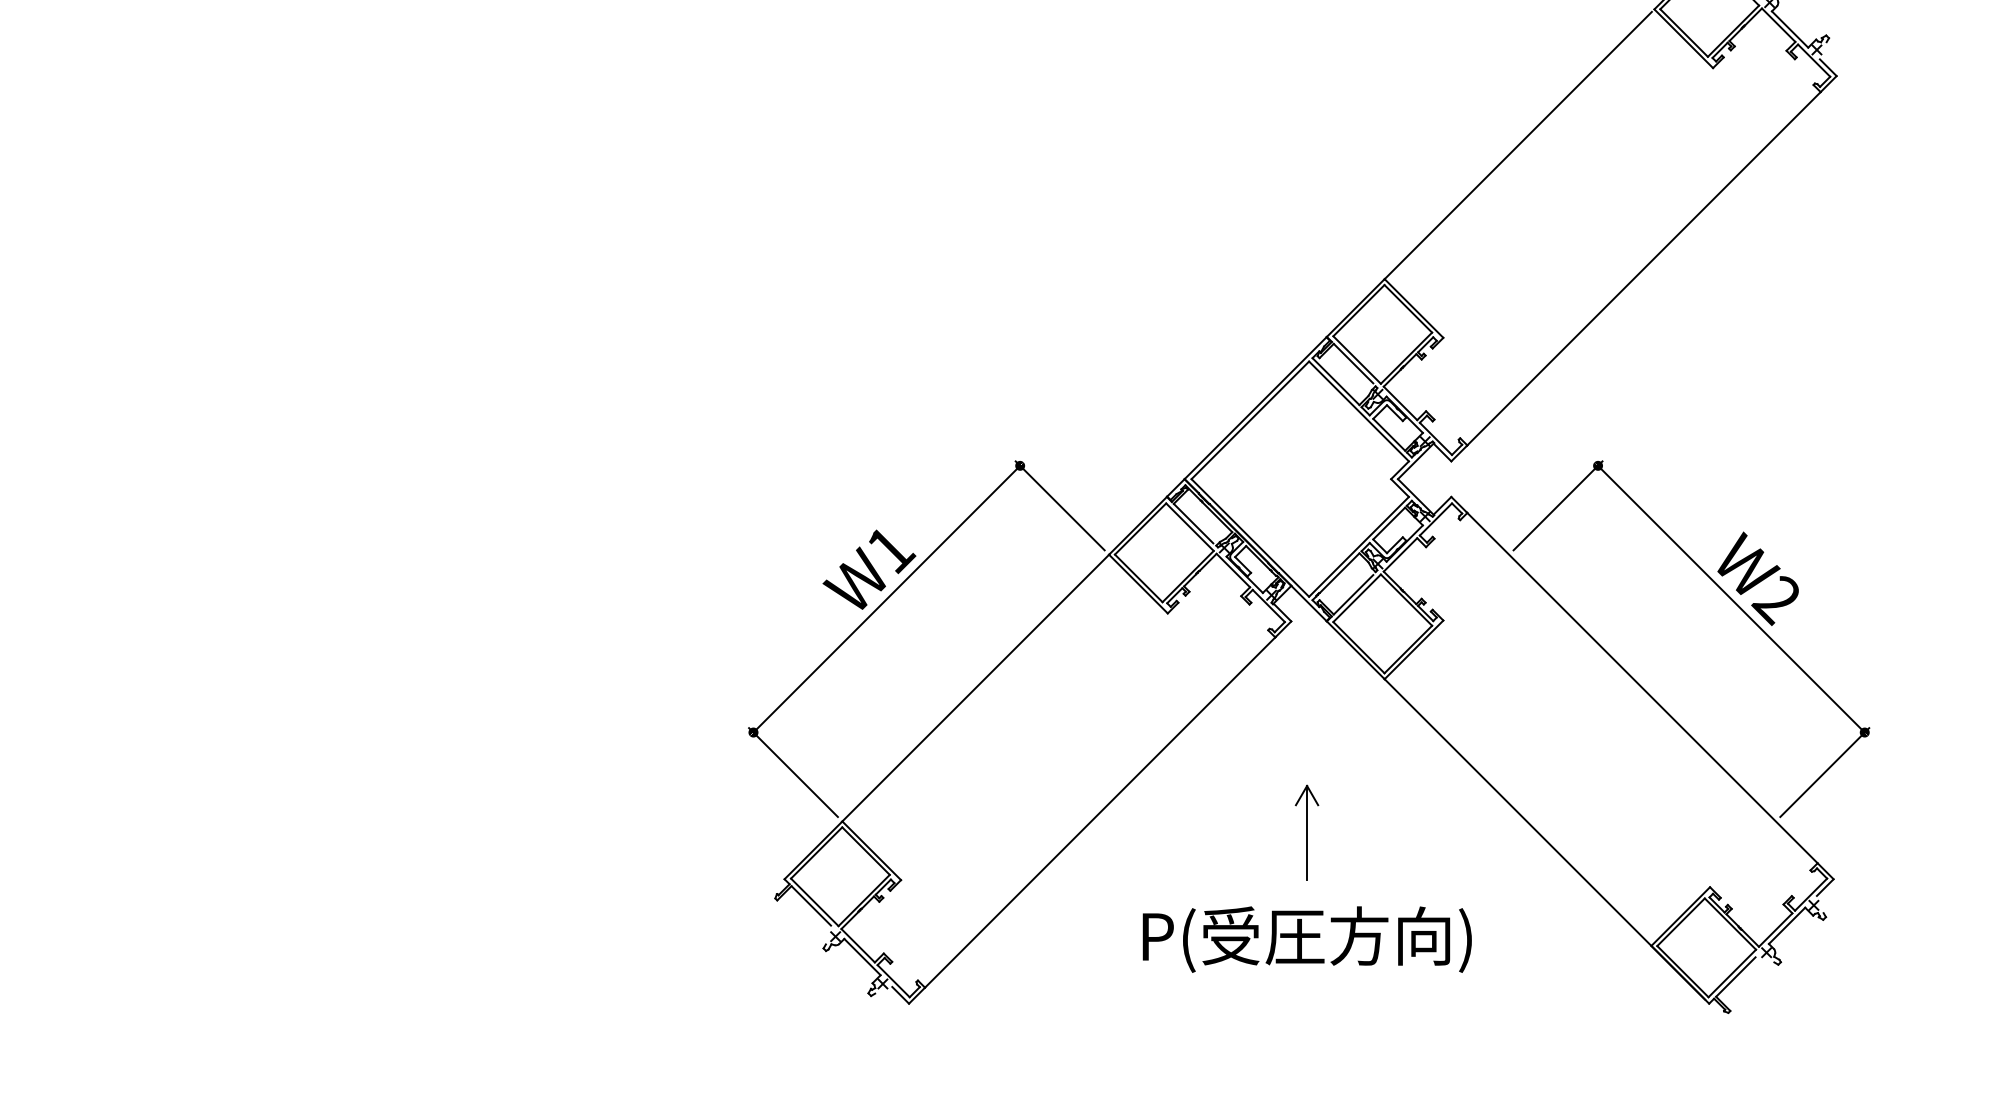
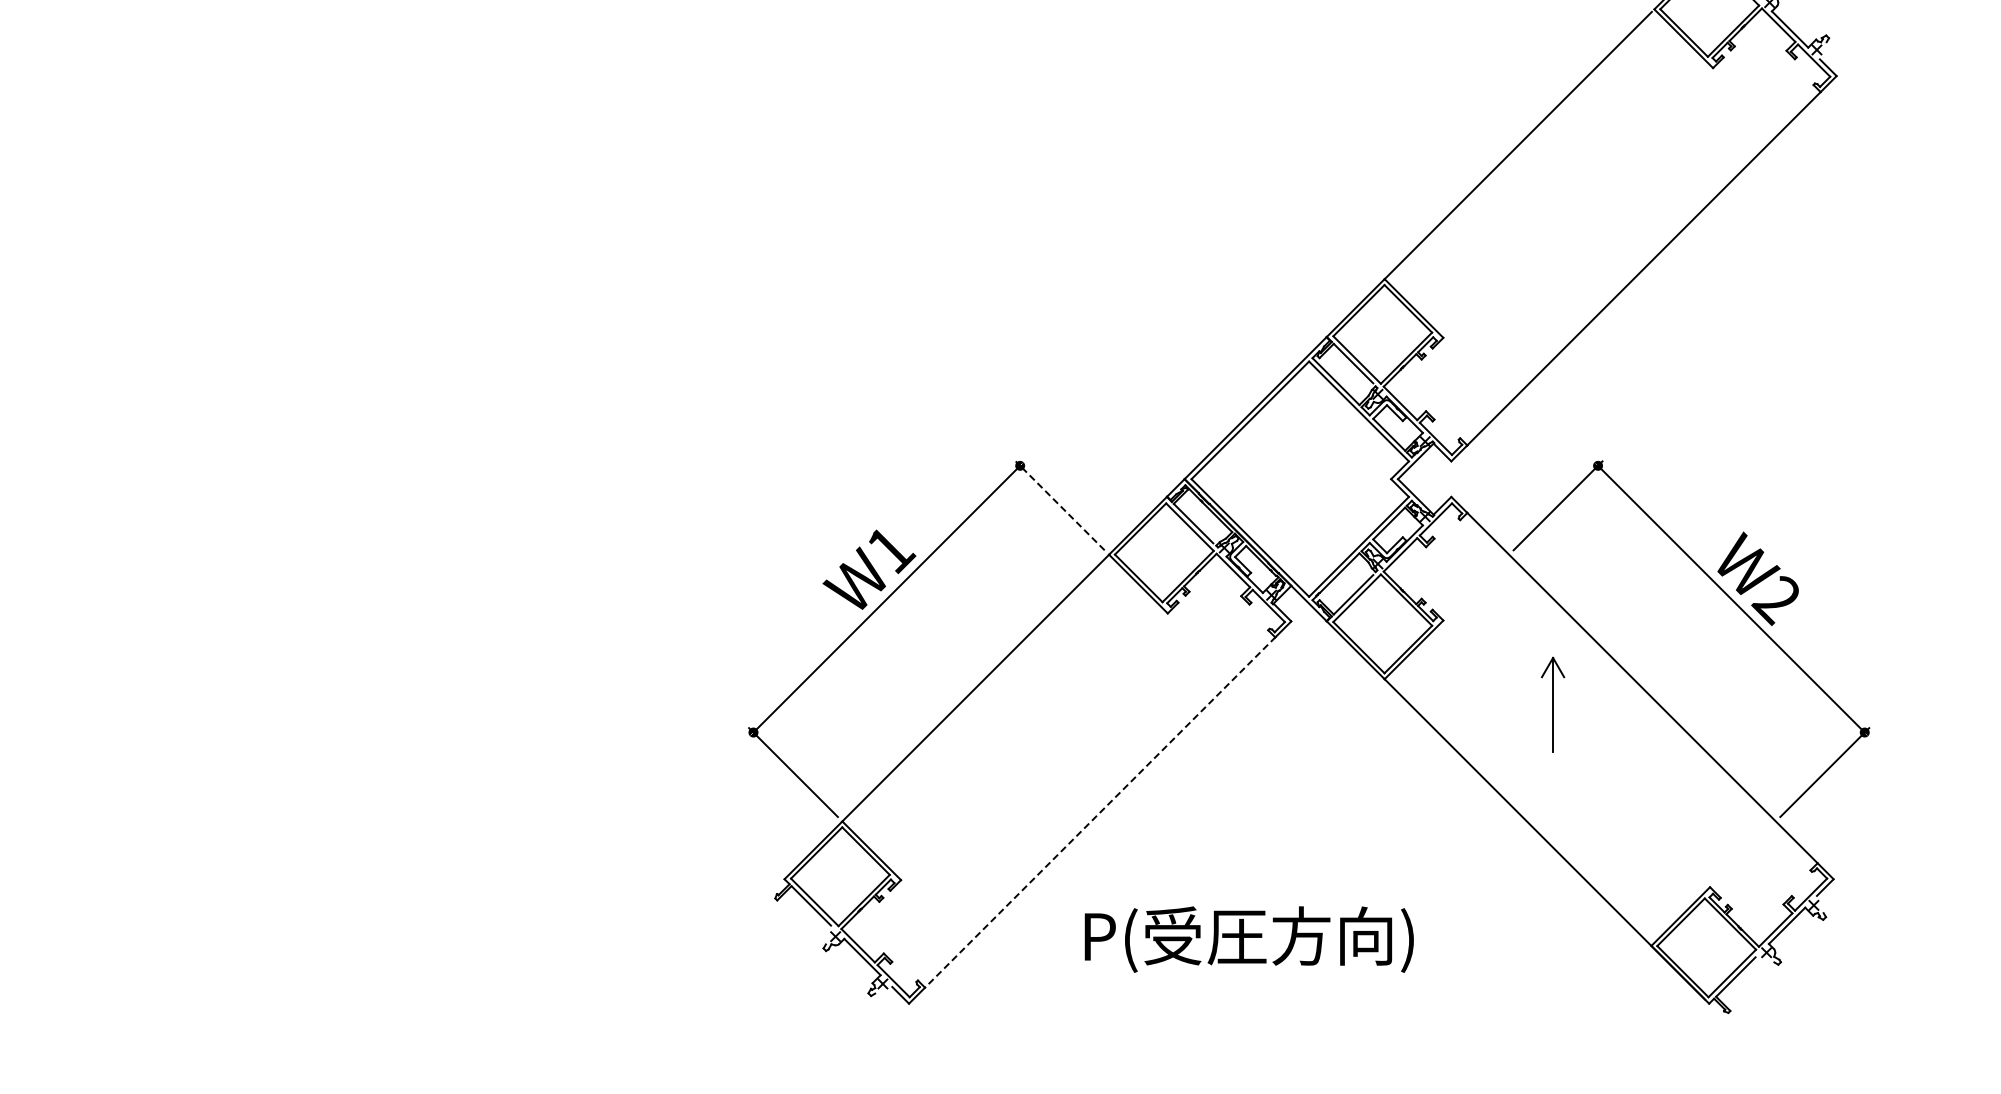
line: solid -> dashed (1060, 505)
line: solid -> dashed (1100, 812)
part position: (1306, 832) -> (1552, 704) (1552, 704)
text position: (1306, 939) -> (1248, 939) (1248, 939)
